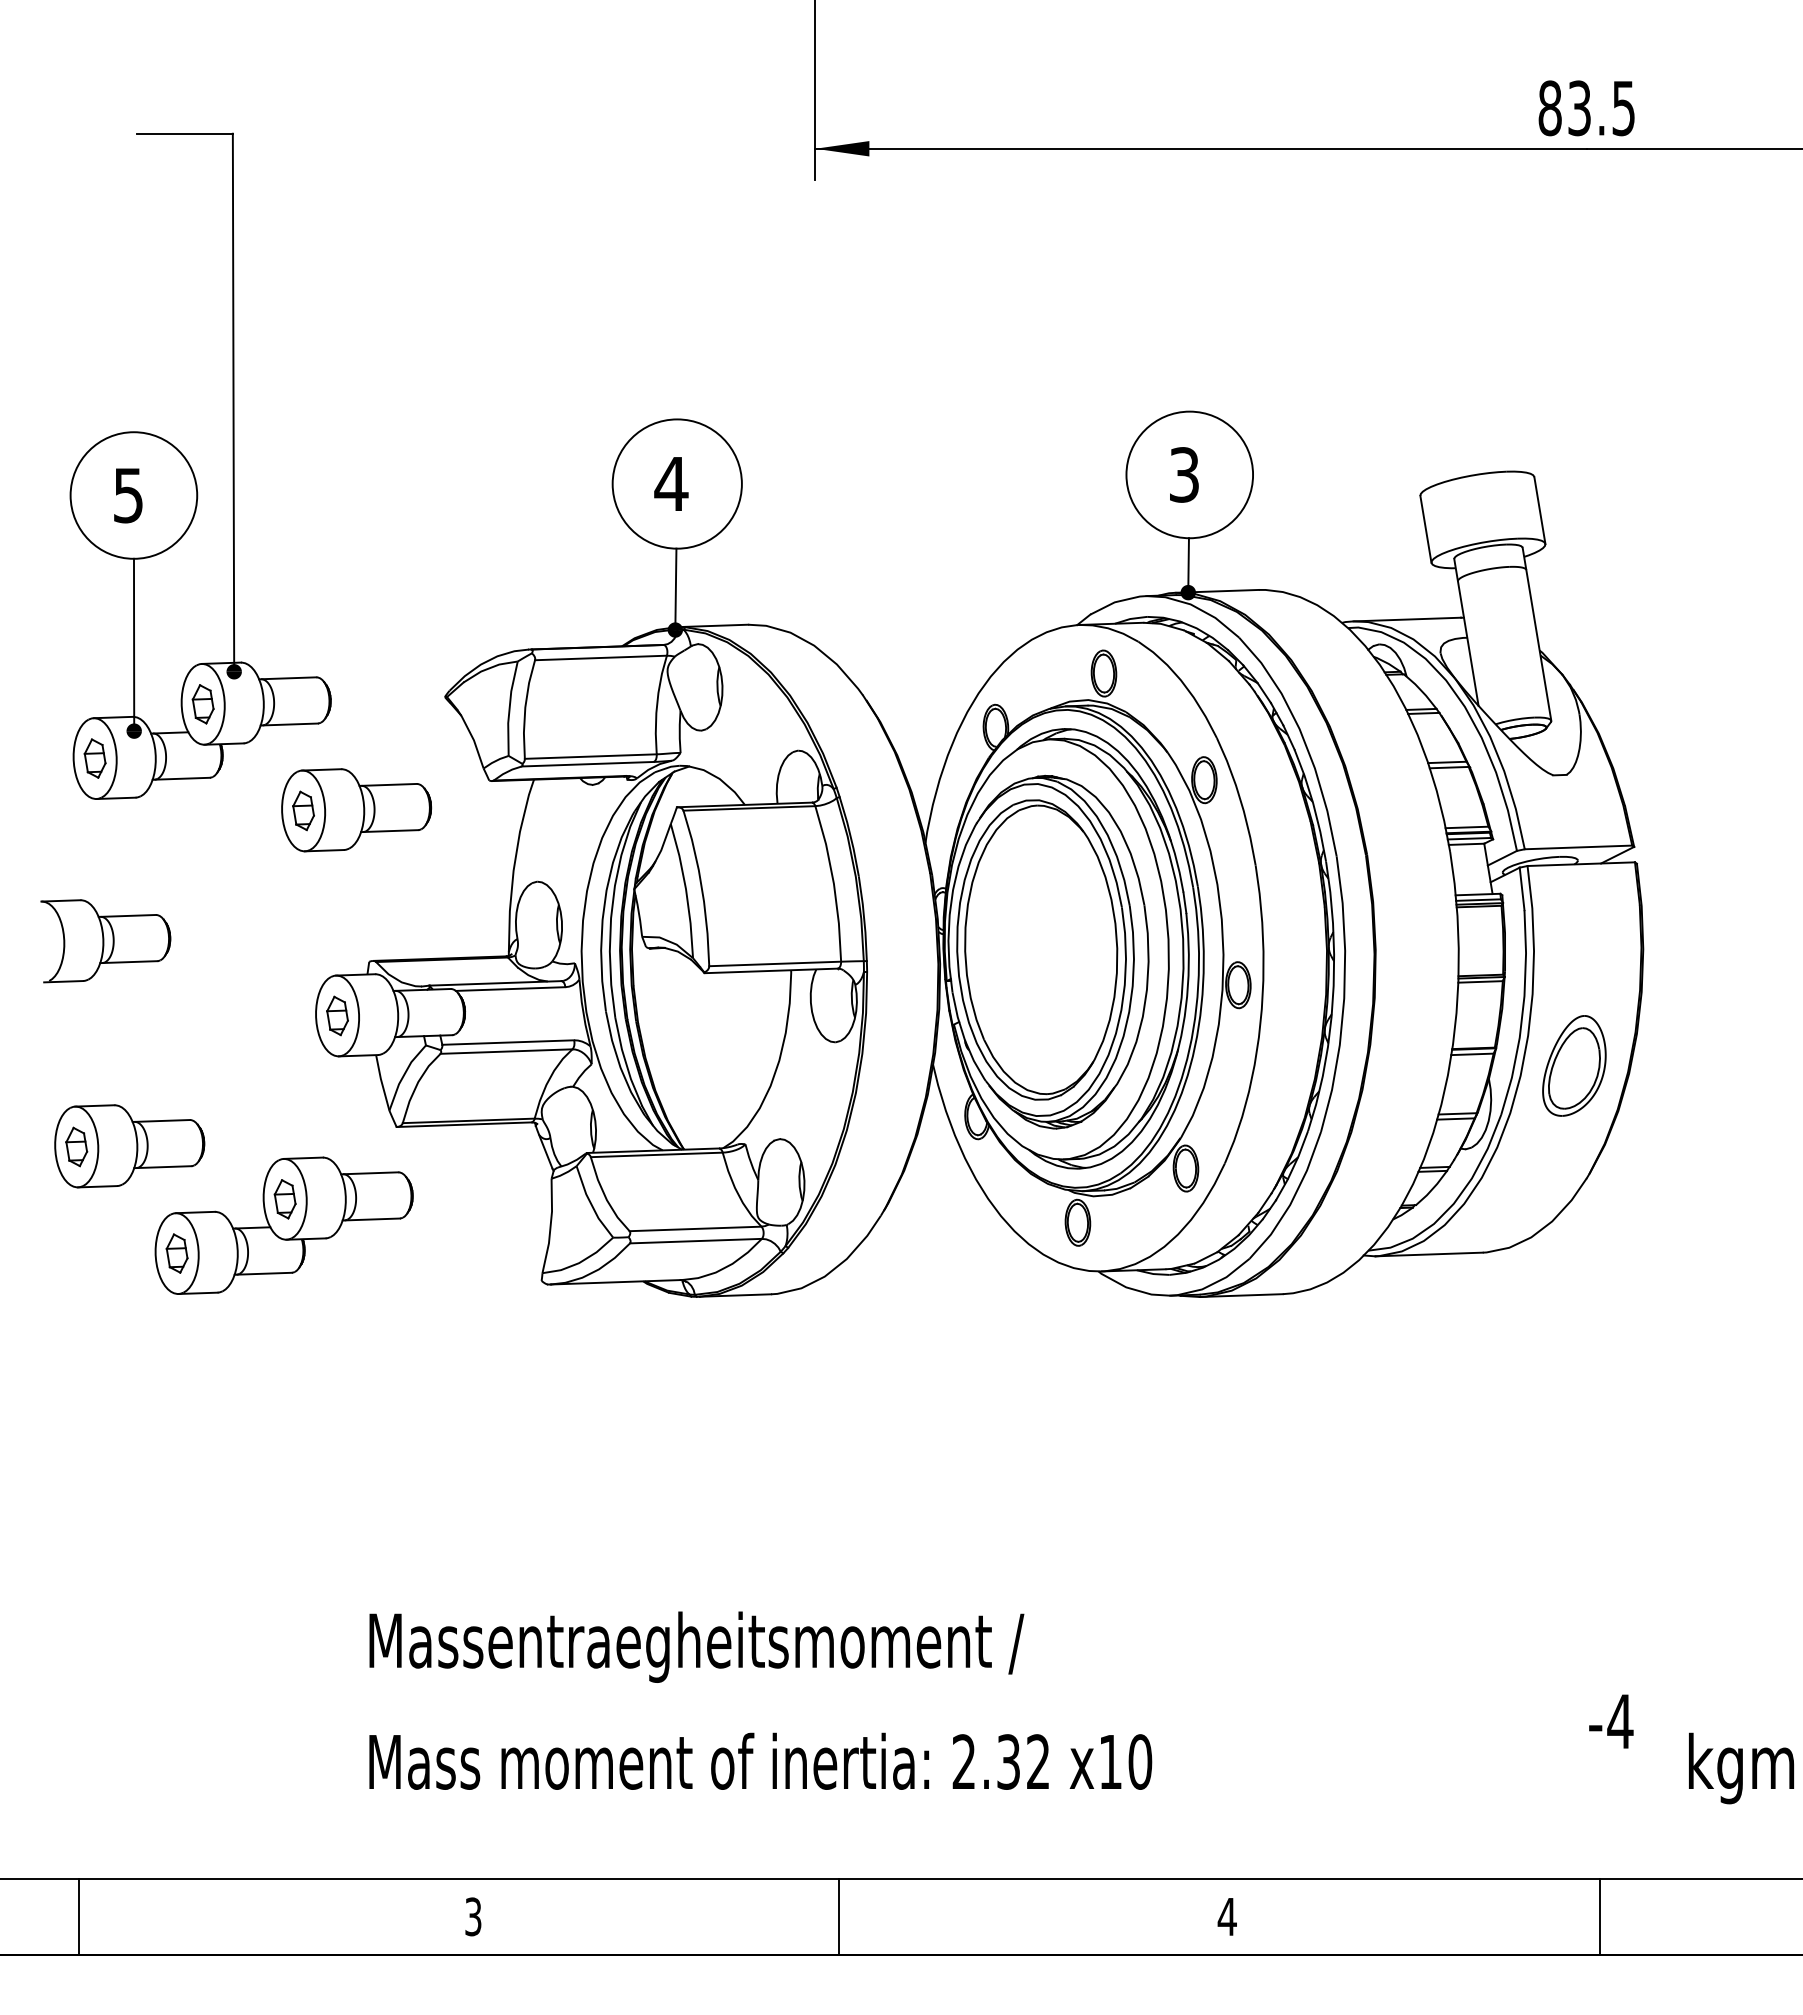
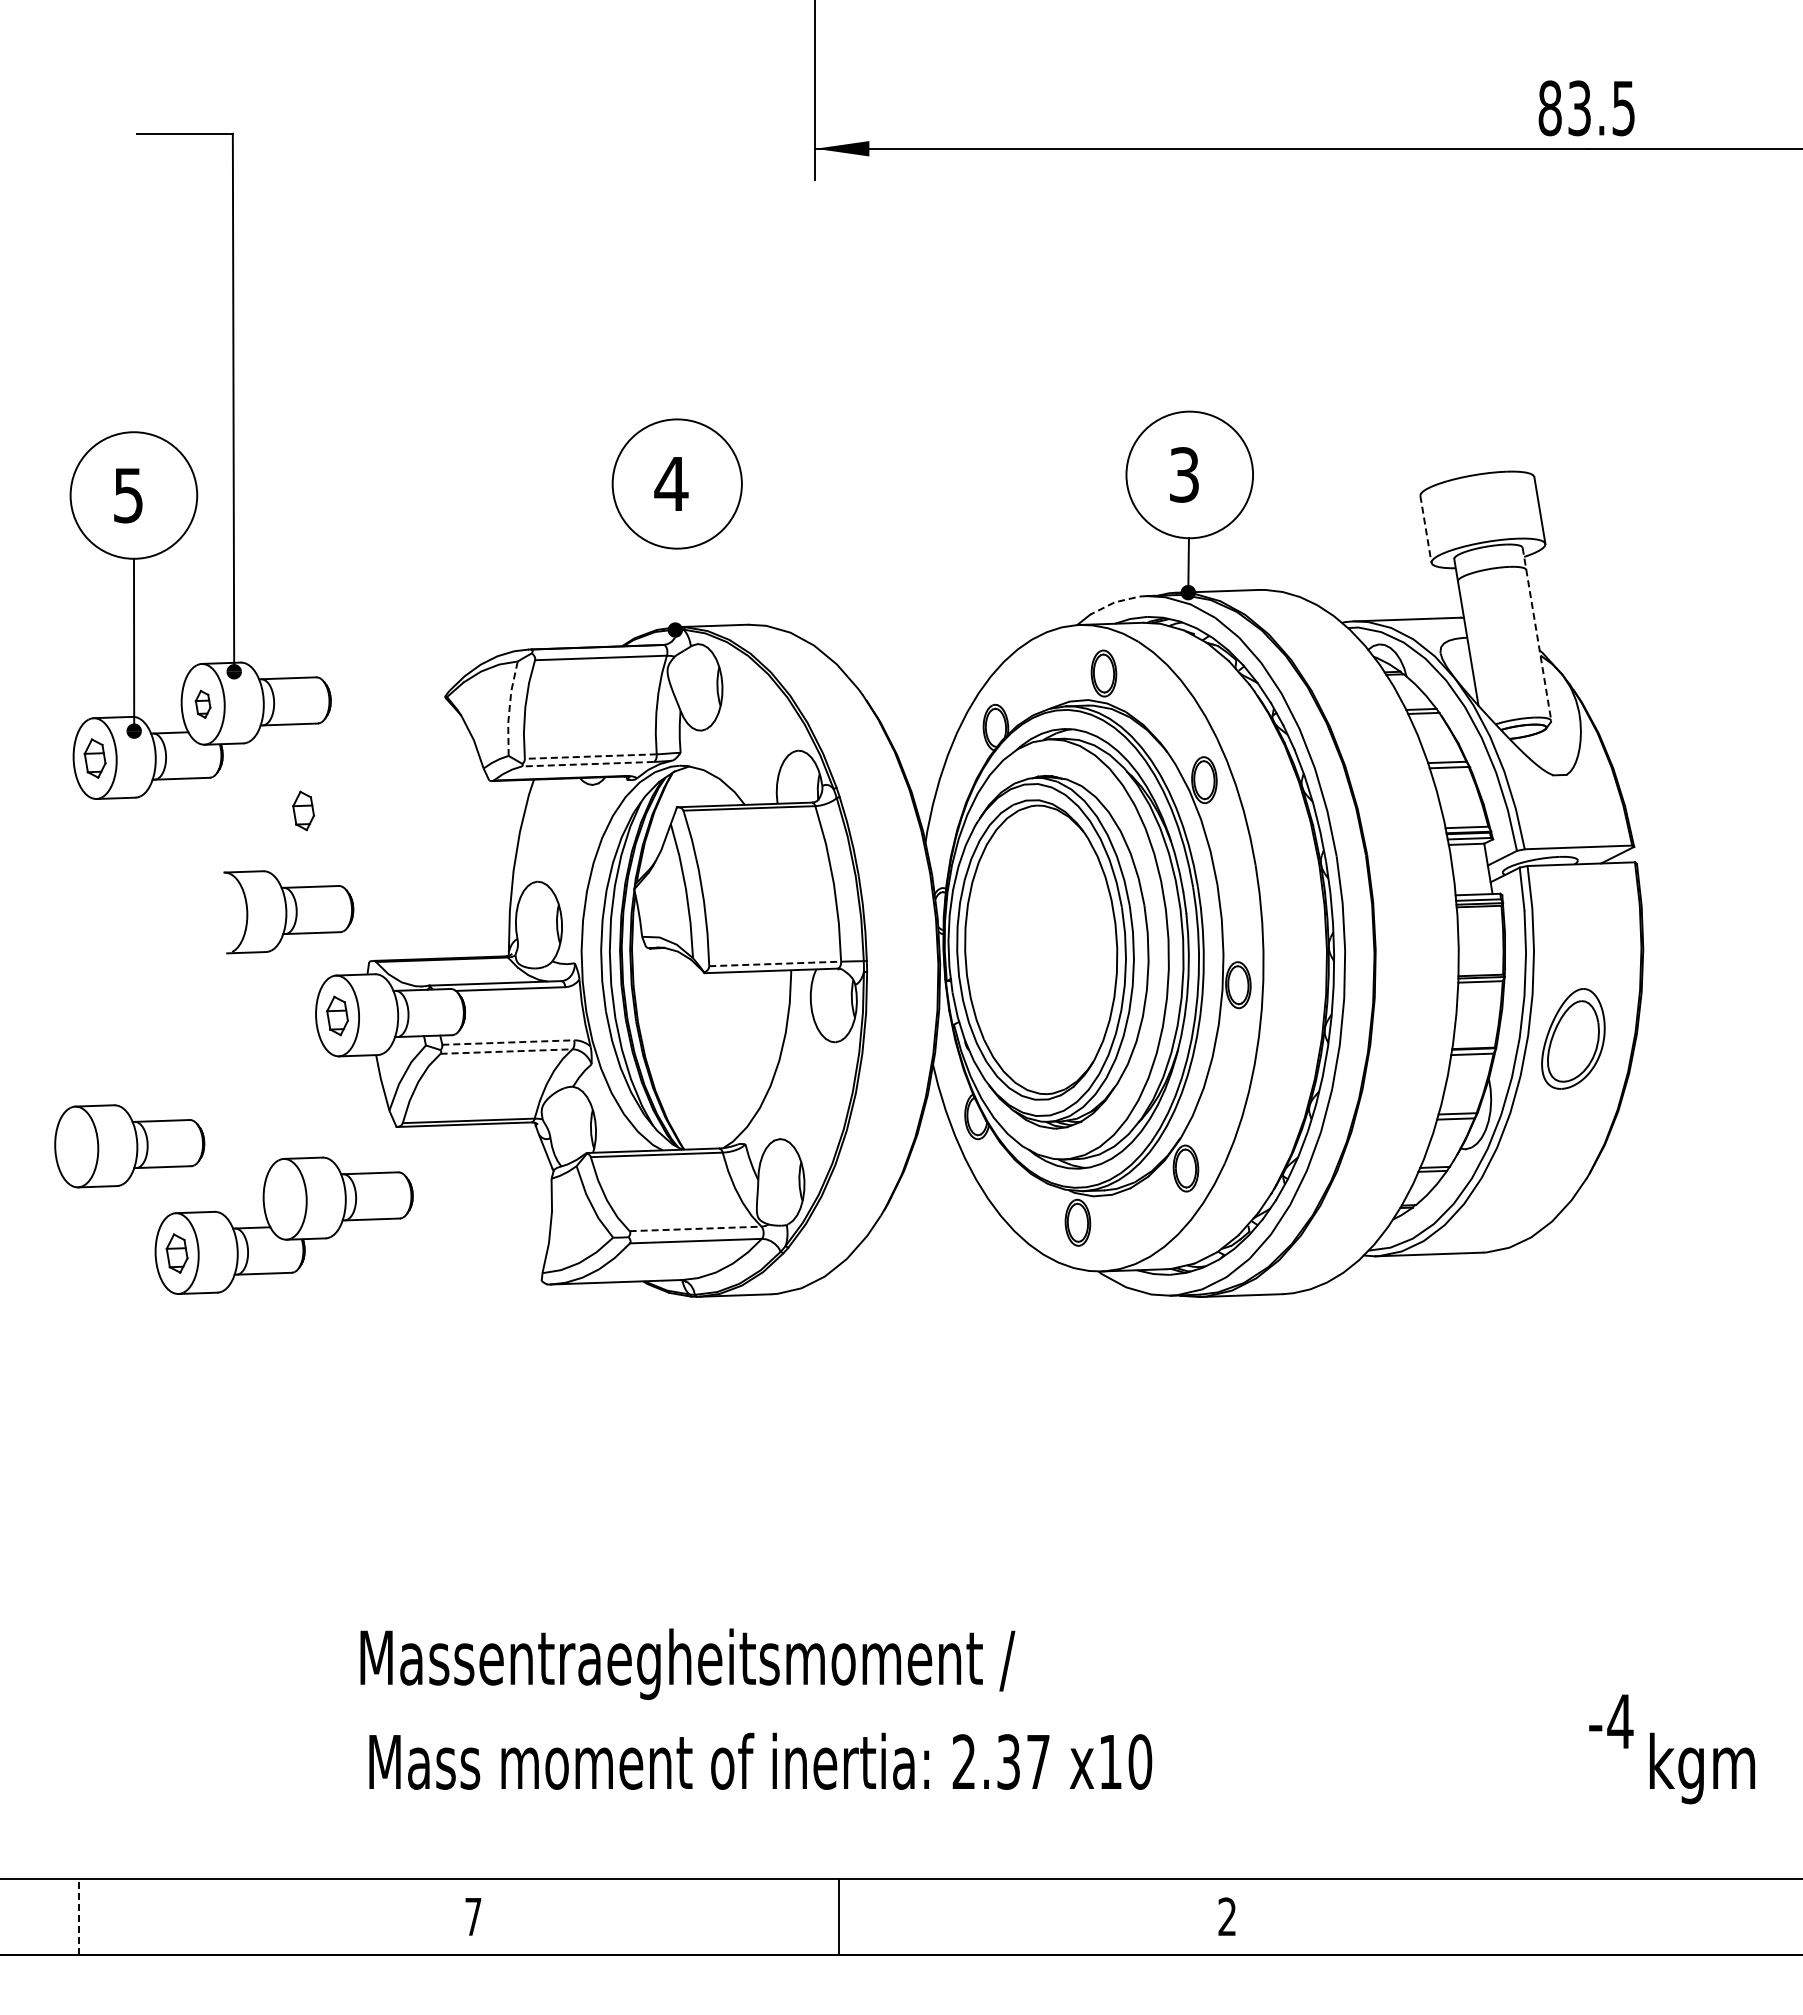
line: solid -> dashed (1425, 529)
line: present -> none (675, 585)
line: solid -> dashed (1116, 601)
line: solid -> dashed (1536, 634)
part size: 24x41 px -> 18x30 px (202, 703)
line: solid -> dashed (509, 707)
line: solid -> dashed (590, 756)
line: solid -> dashed (587, 764)
part: present -> none (356, 810)
part position: (105, 941) -> (288, 912) (288, 912)
line: solid -> dashed (775, 963)
line: solid -> dashed (508, 1042)
line: solid -> dashed (506, 1051)
part position: (1574, 1065) -> (1573, 1038) (1573, 1038)
part: present -> none (76, 1146)
part: present -> none (284, 1199)
line: solid -> dashed (695, 1228)
text position: (696, 1646) -> (687, 1663) (687, 1663)
text: 2.32 -> 2.37 (1038, 1761)
text position: (1741, 1768) -> (1702, 1768) (1702, 1768)
line: solid -> dashed (78, 1916)
text: 3 -> 7 (473, 1916)
text: 4 -> 2 (1226, 1916)
line: present -> none (1599, 1916)
